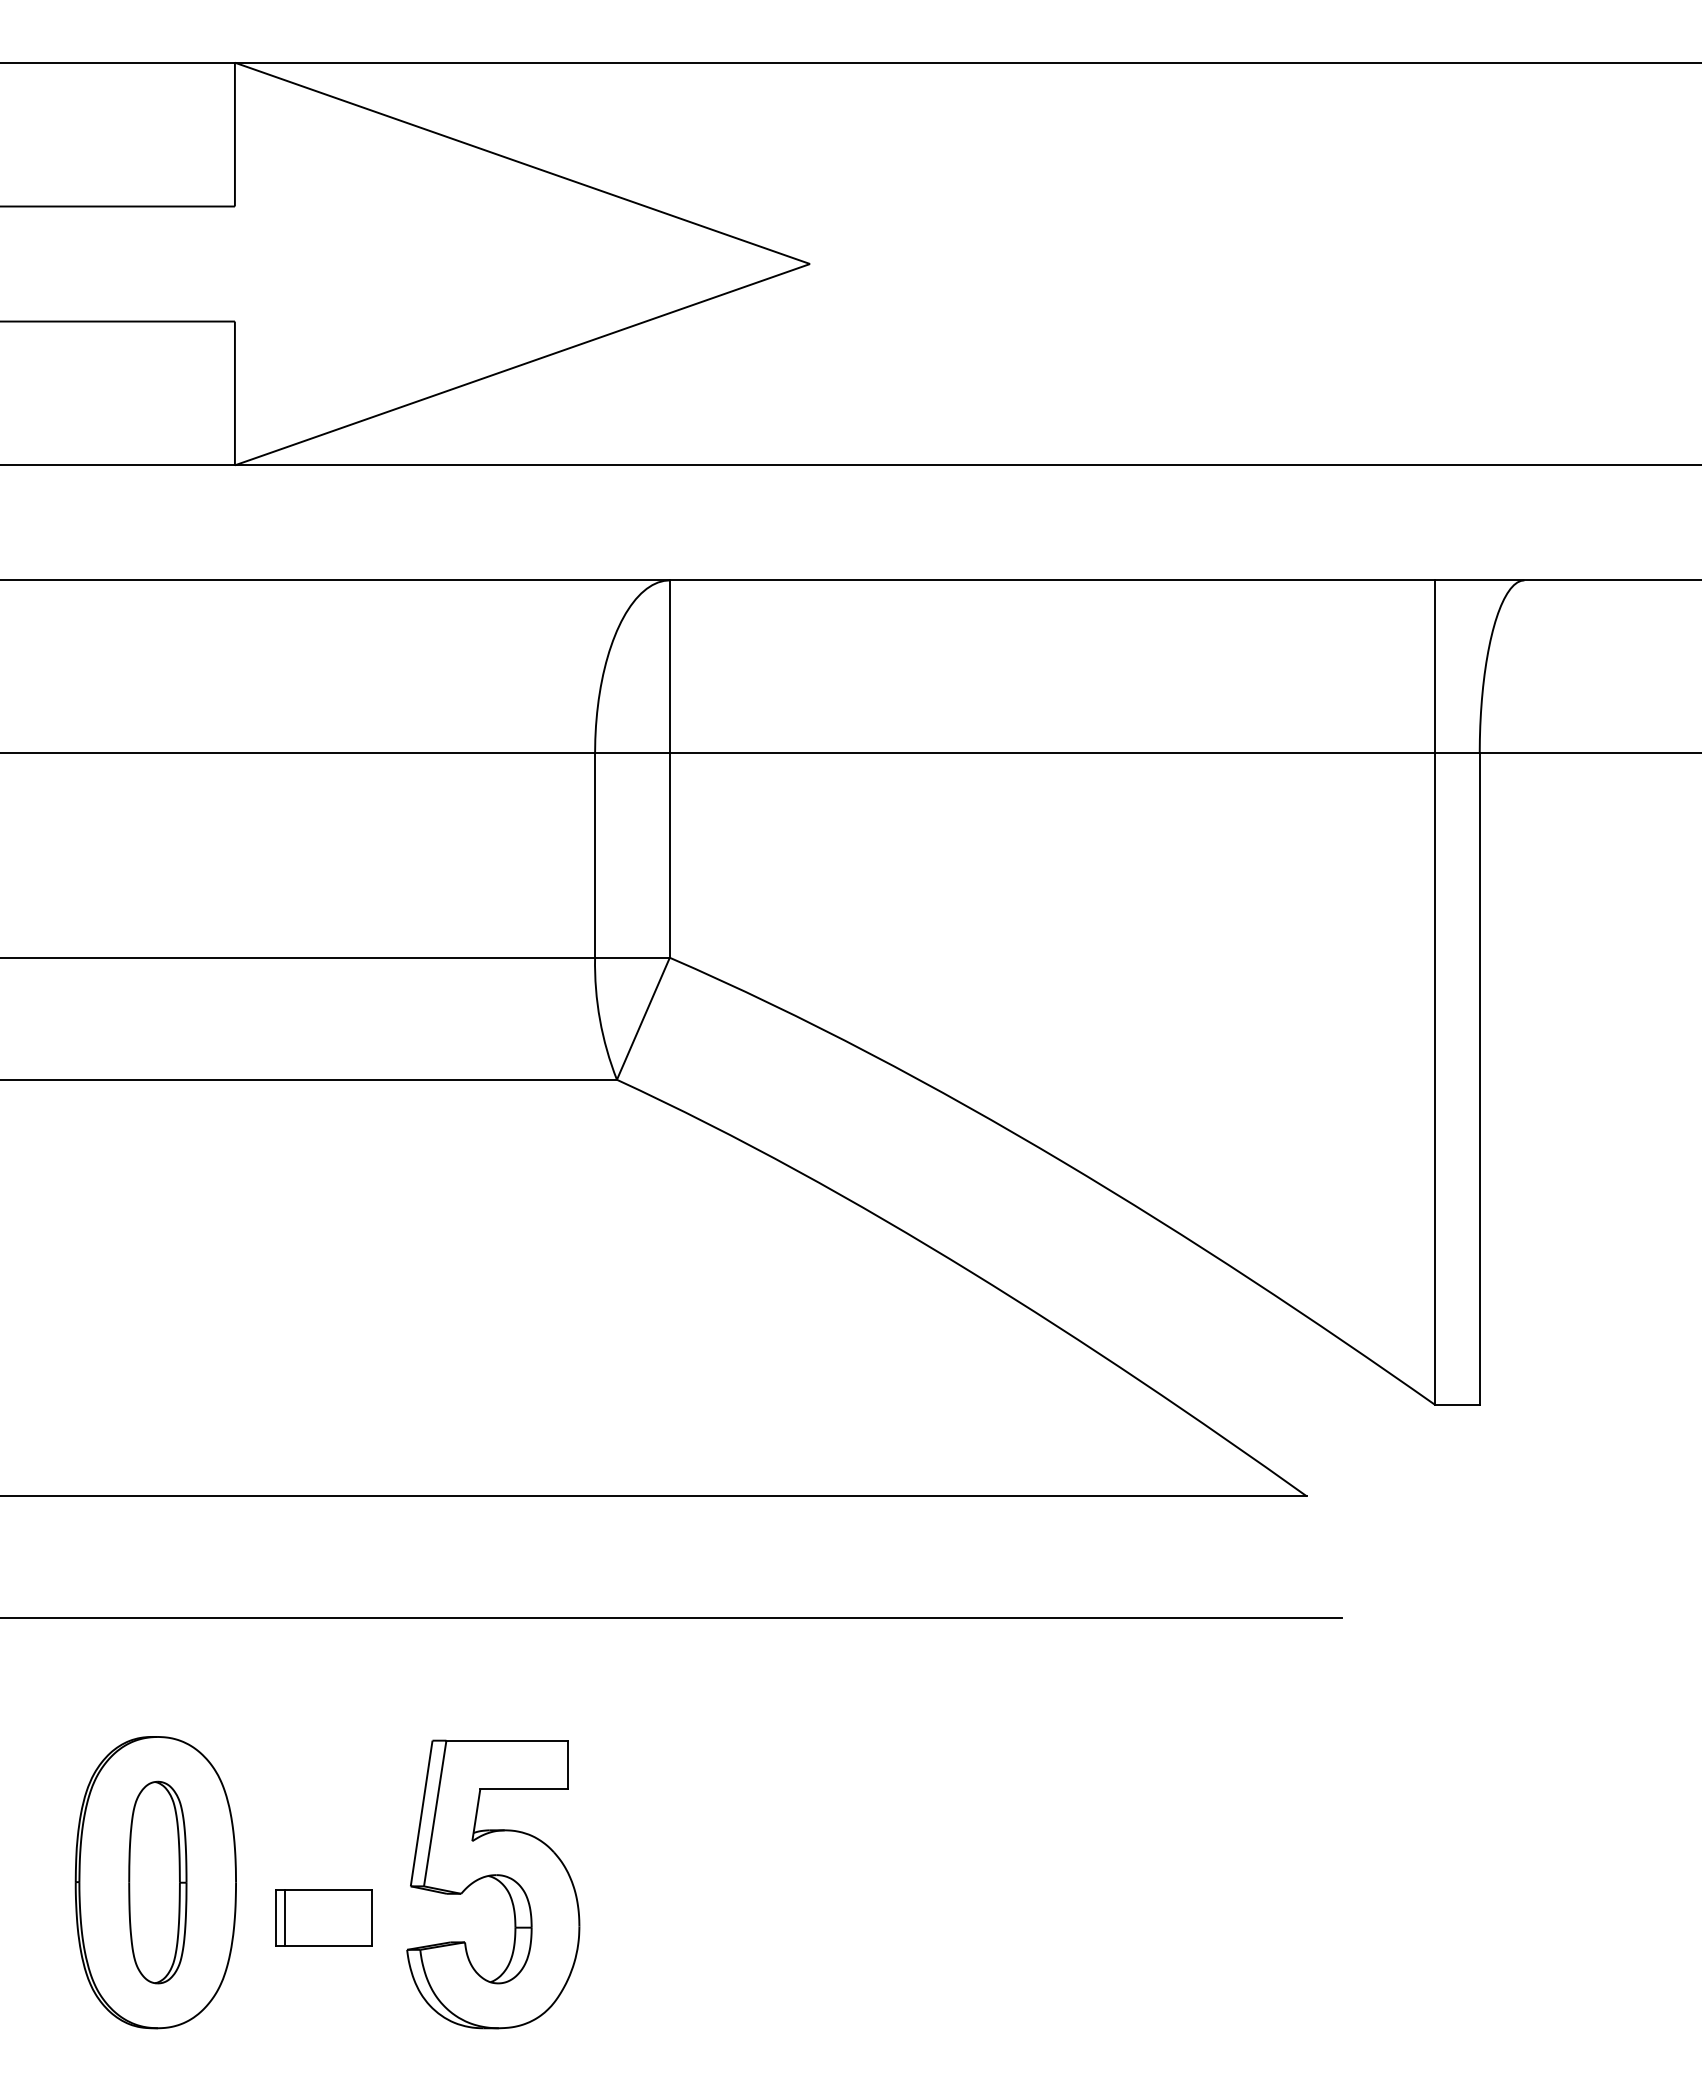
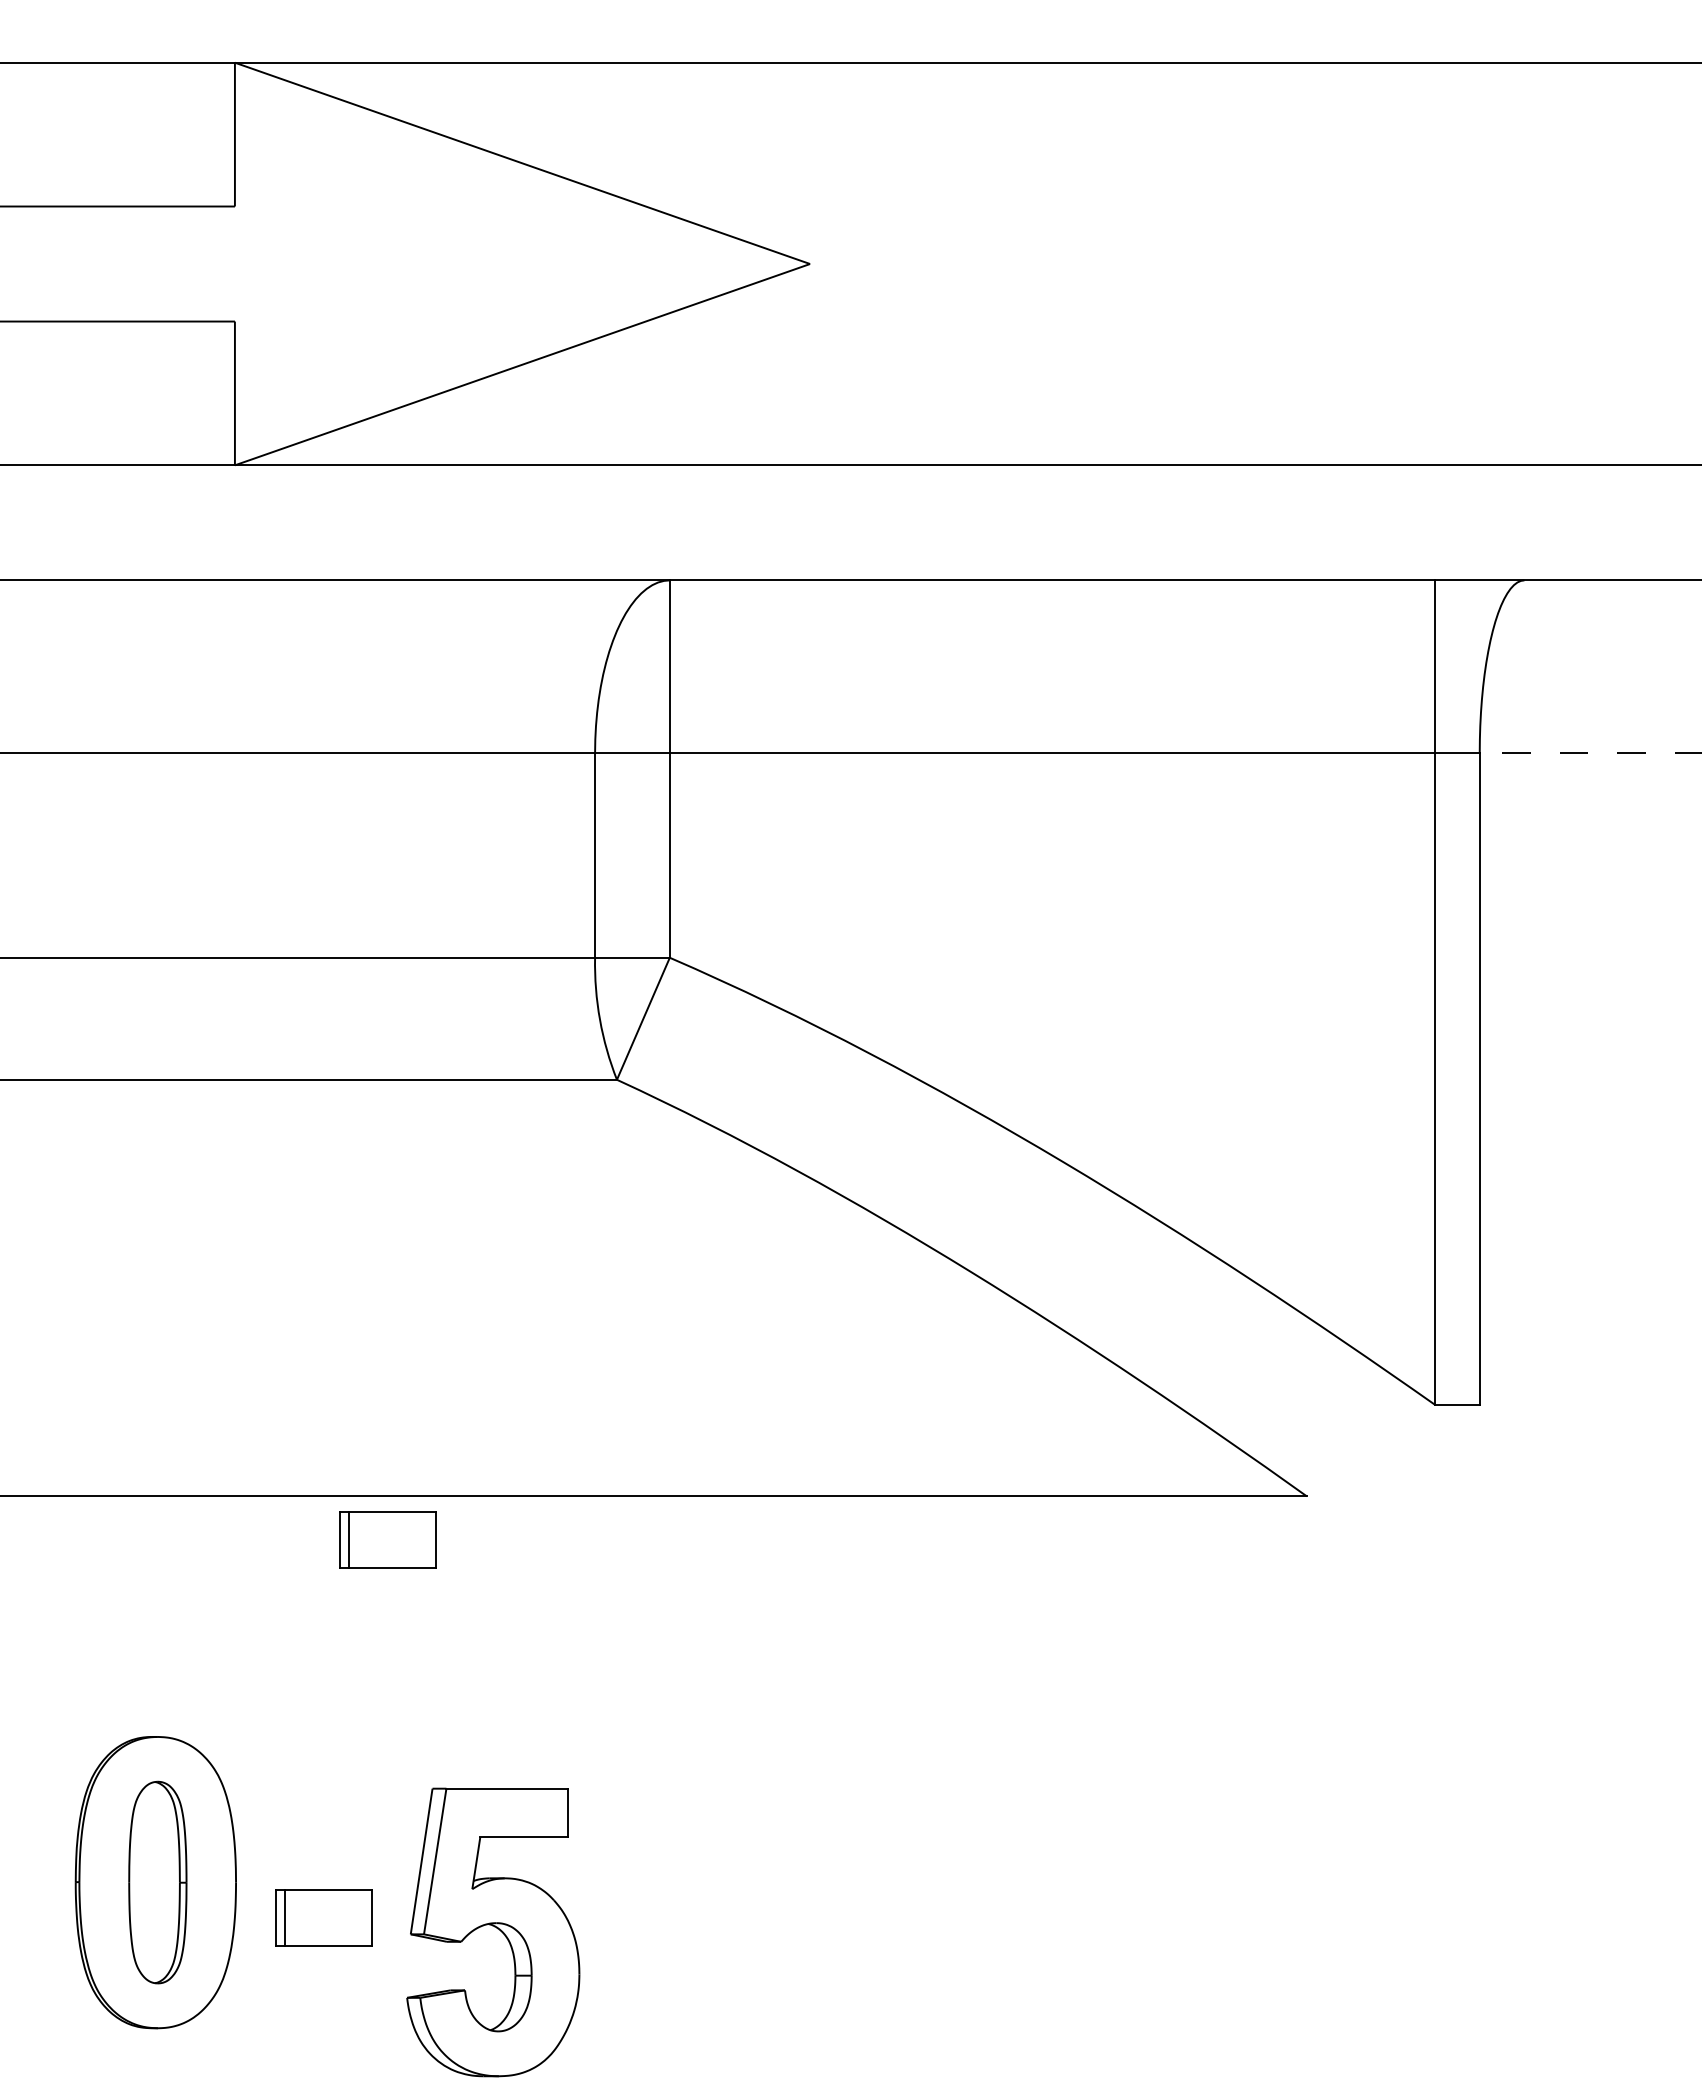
line: solid -> dashed (1590, 752)
part: none -> present (387, 1539)
line: present -> none (671, 1618)
part position: (493, 1884) -> (493, 1932) (493, 1932)
